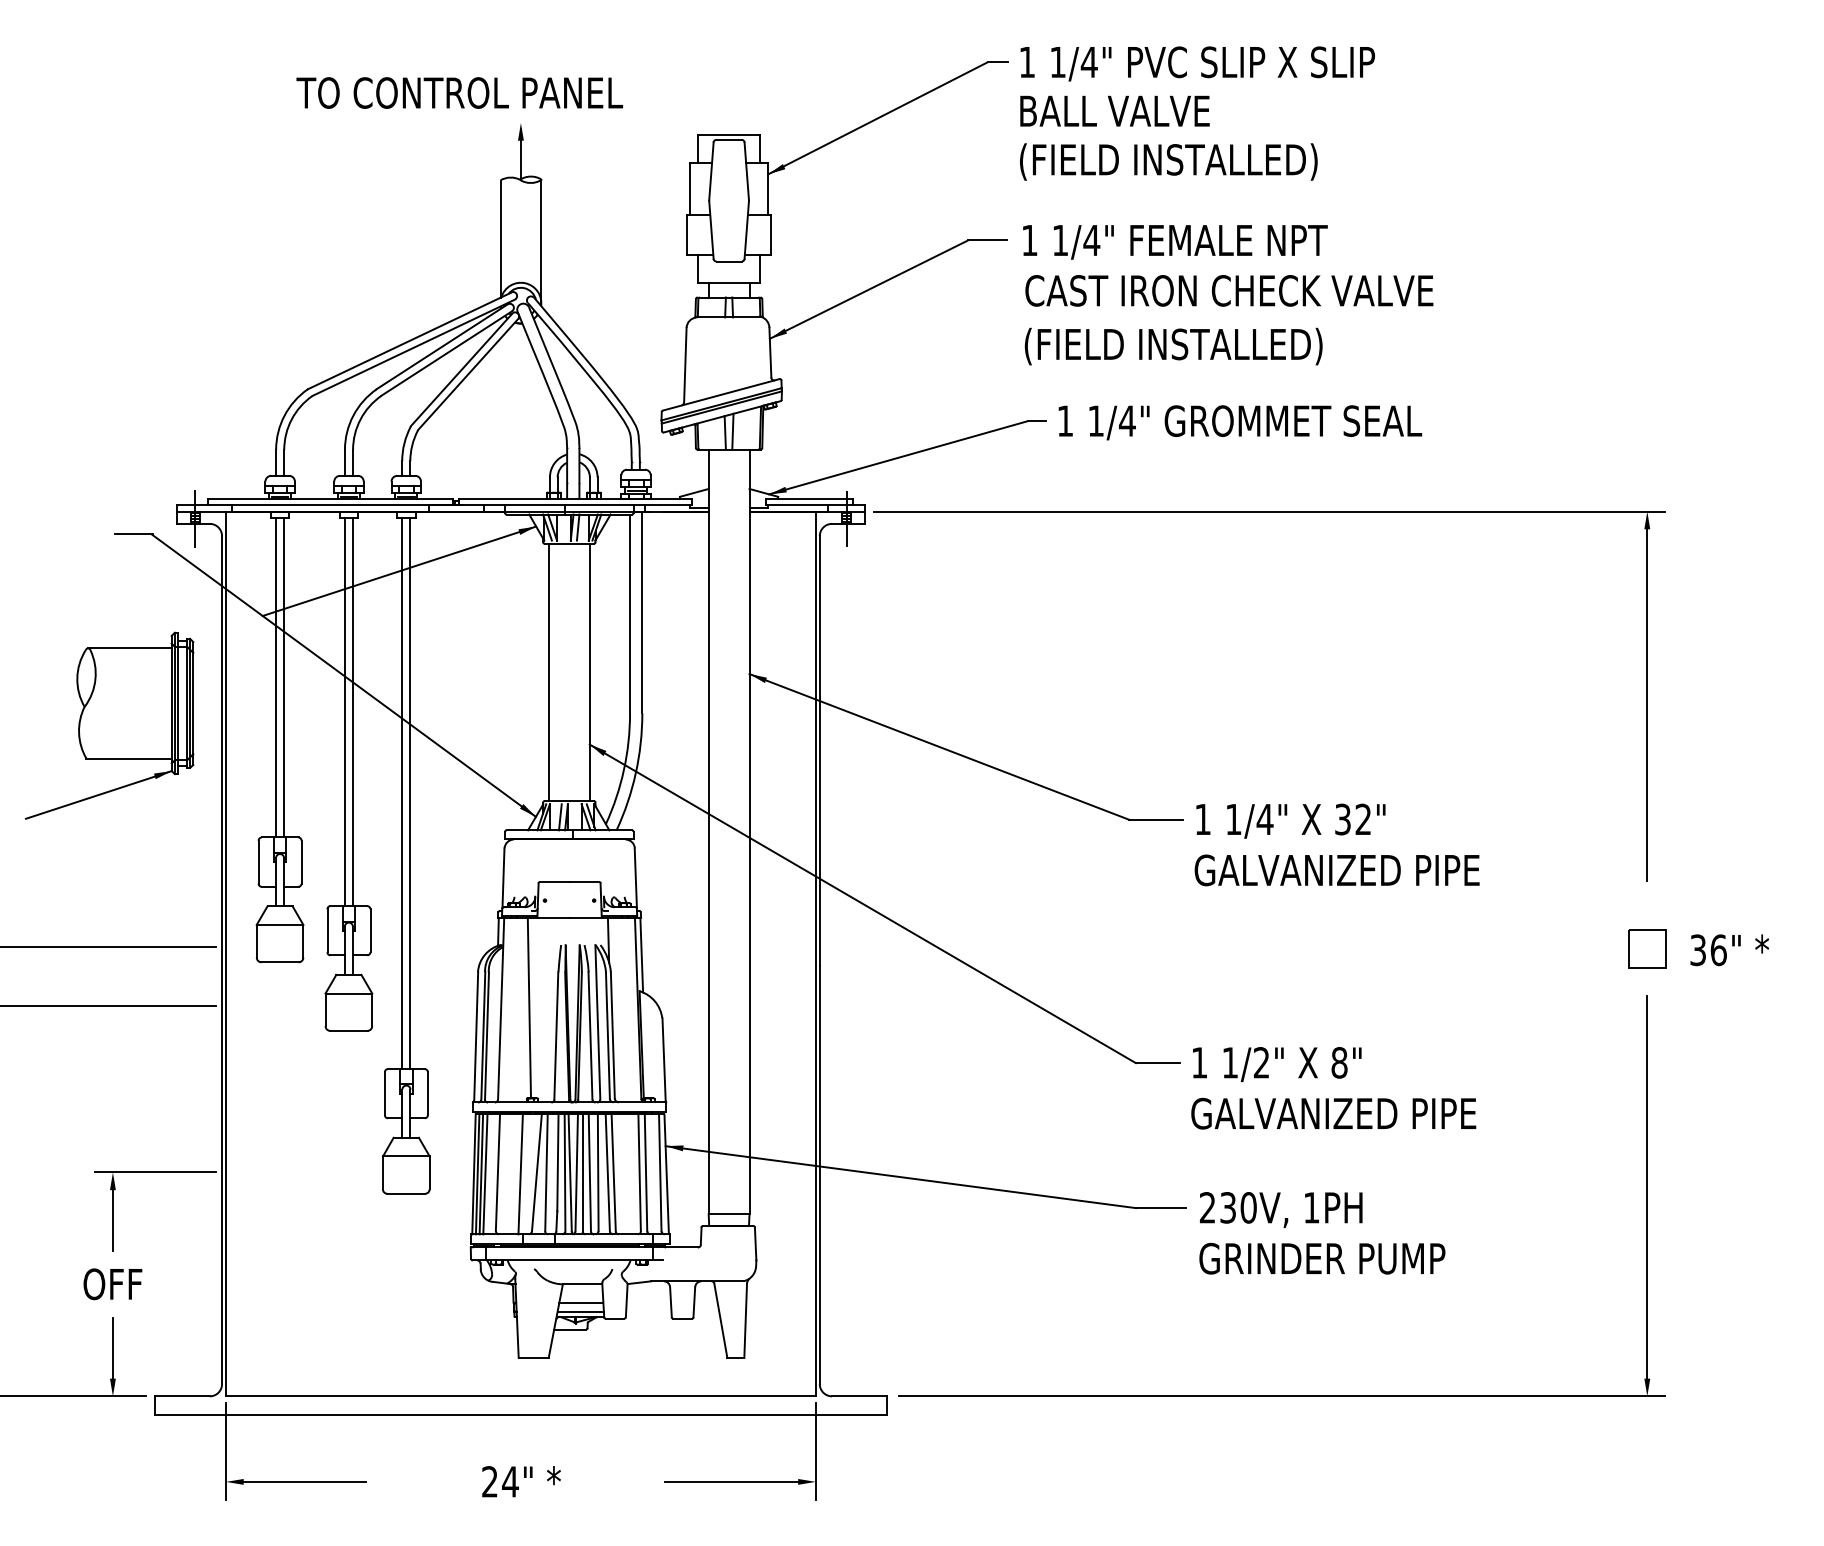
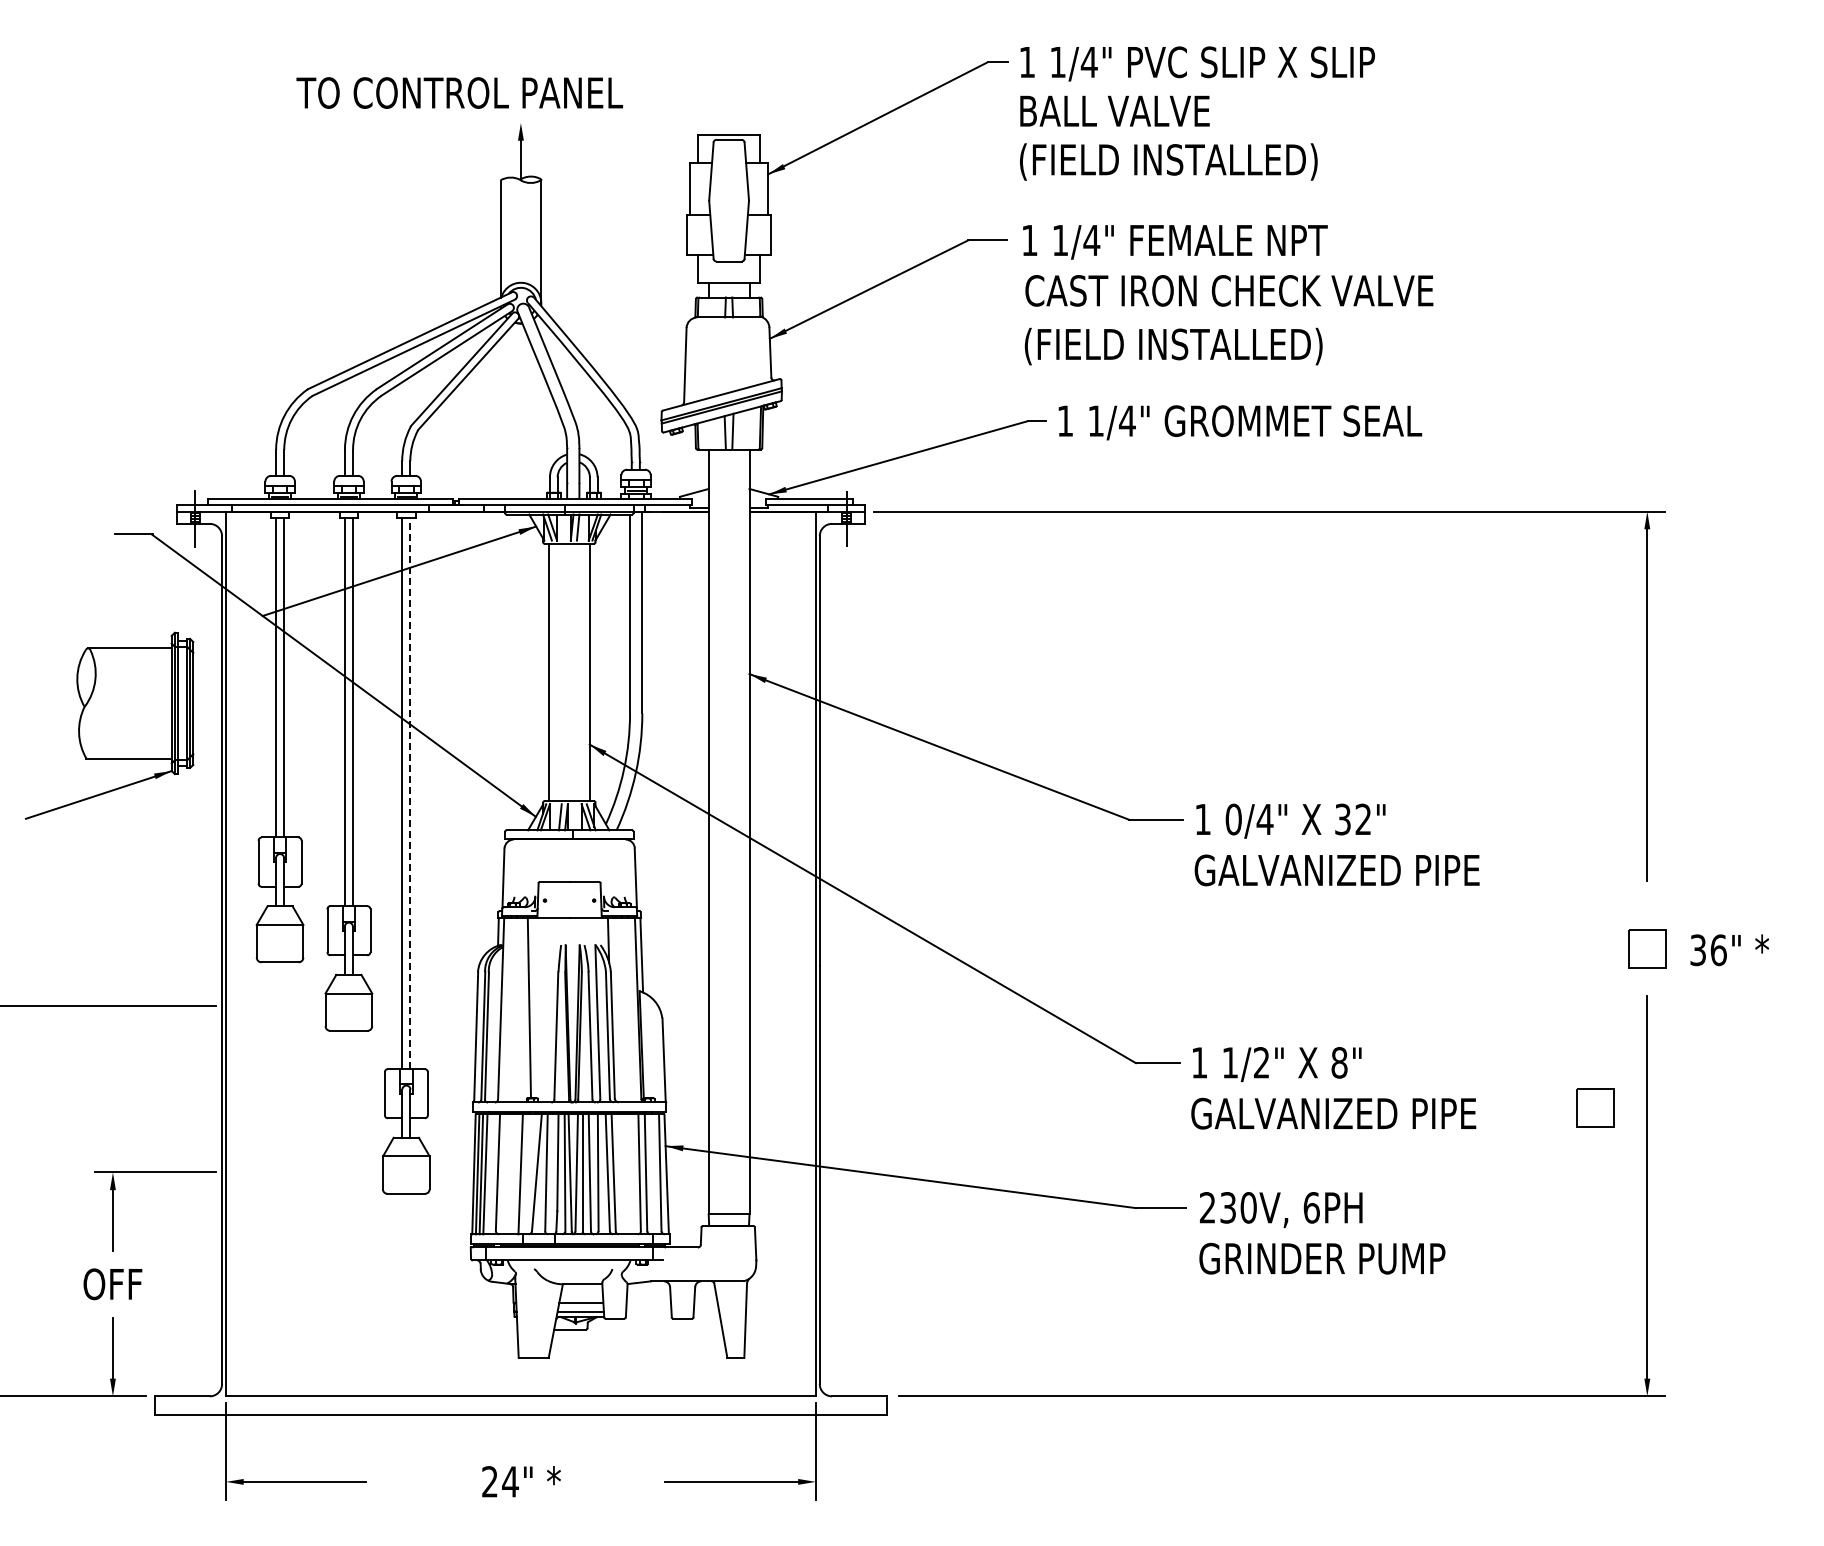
line: solid -> dashed (410, 793)
text: 1/4" -> 0/4" (1233, 819)
line: present -> none (109, 946)
part: none -> present (1595, 1107)
text: 1PH -> 6PH (1311, 1207)
